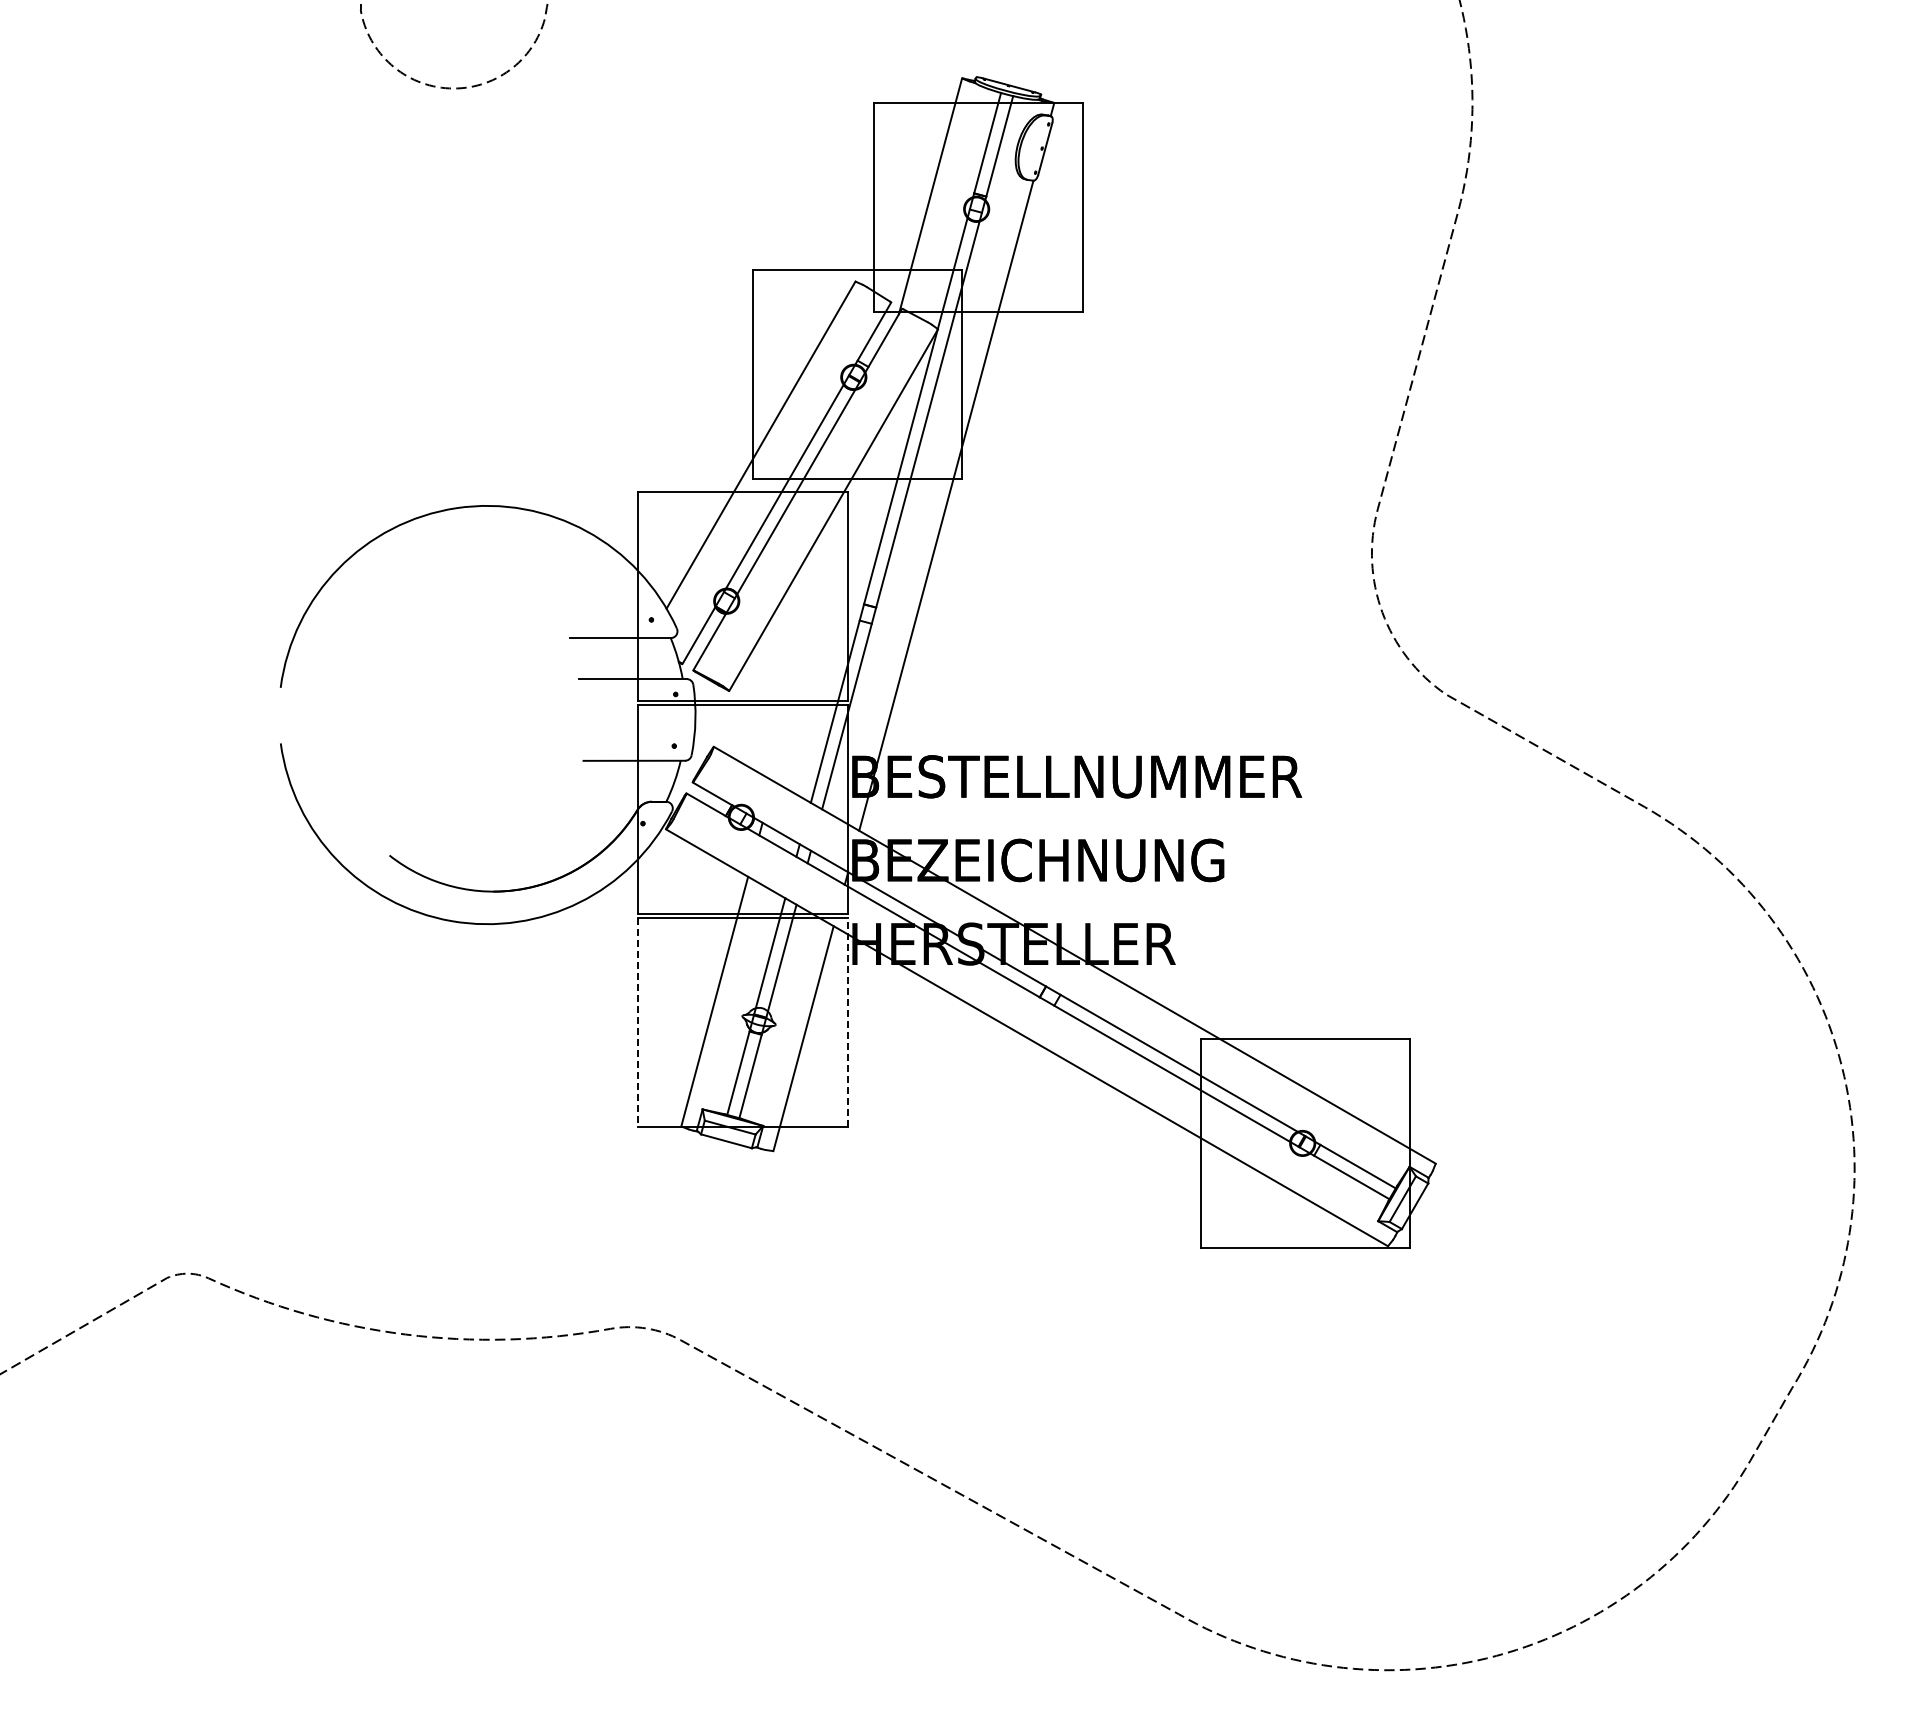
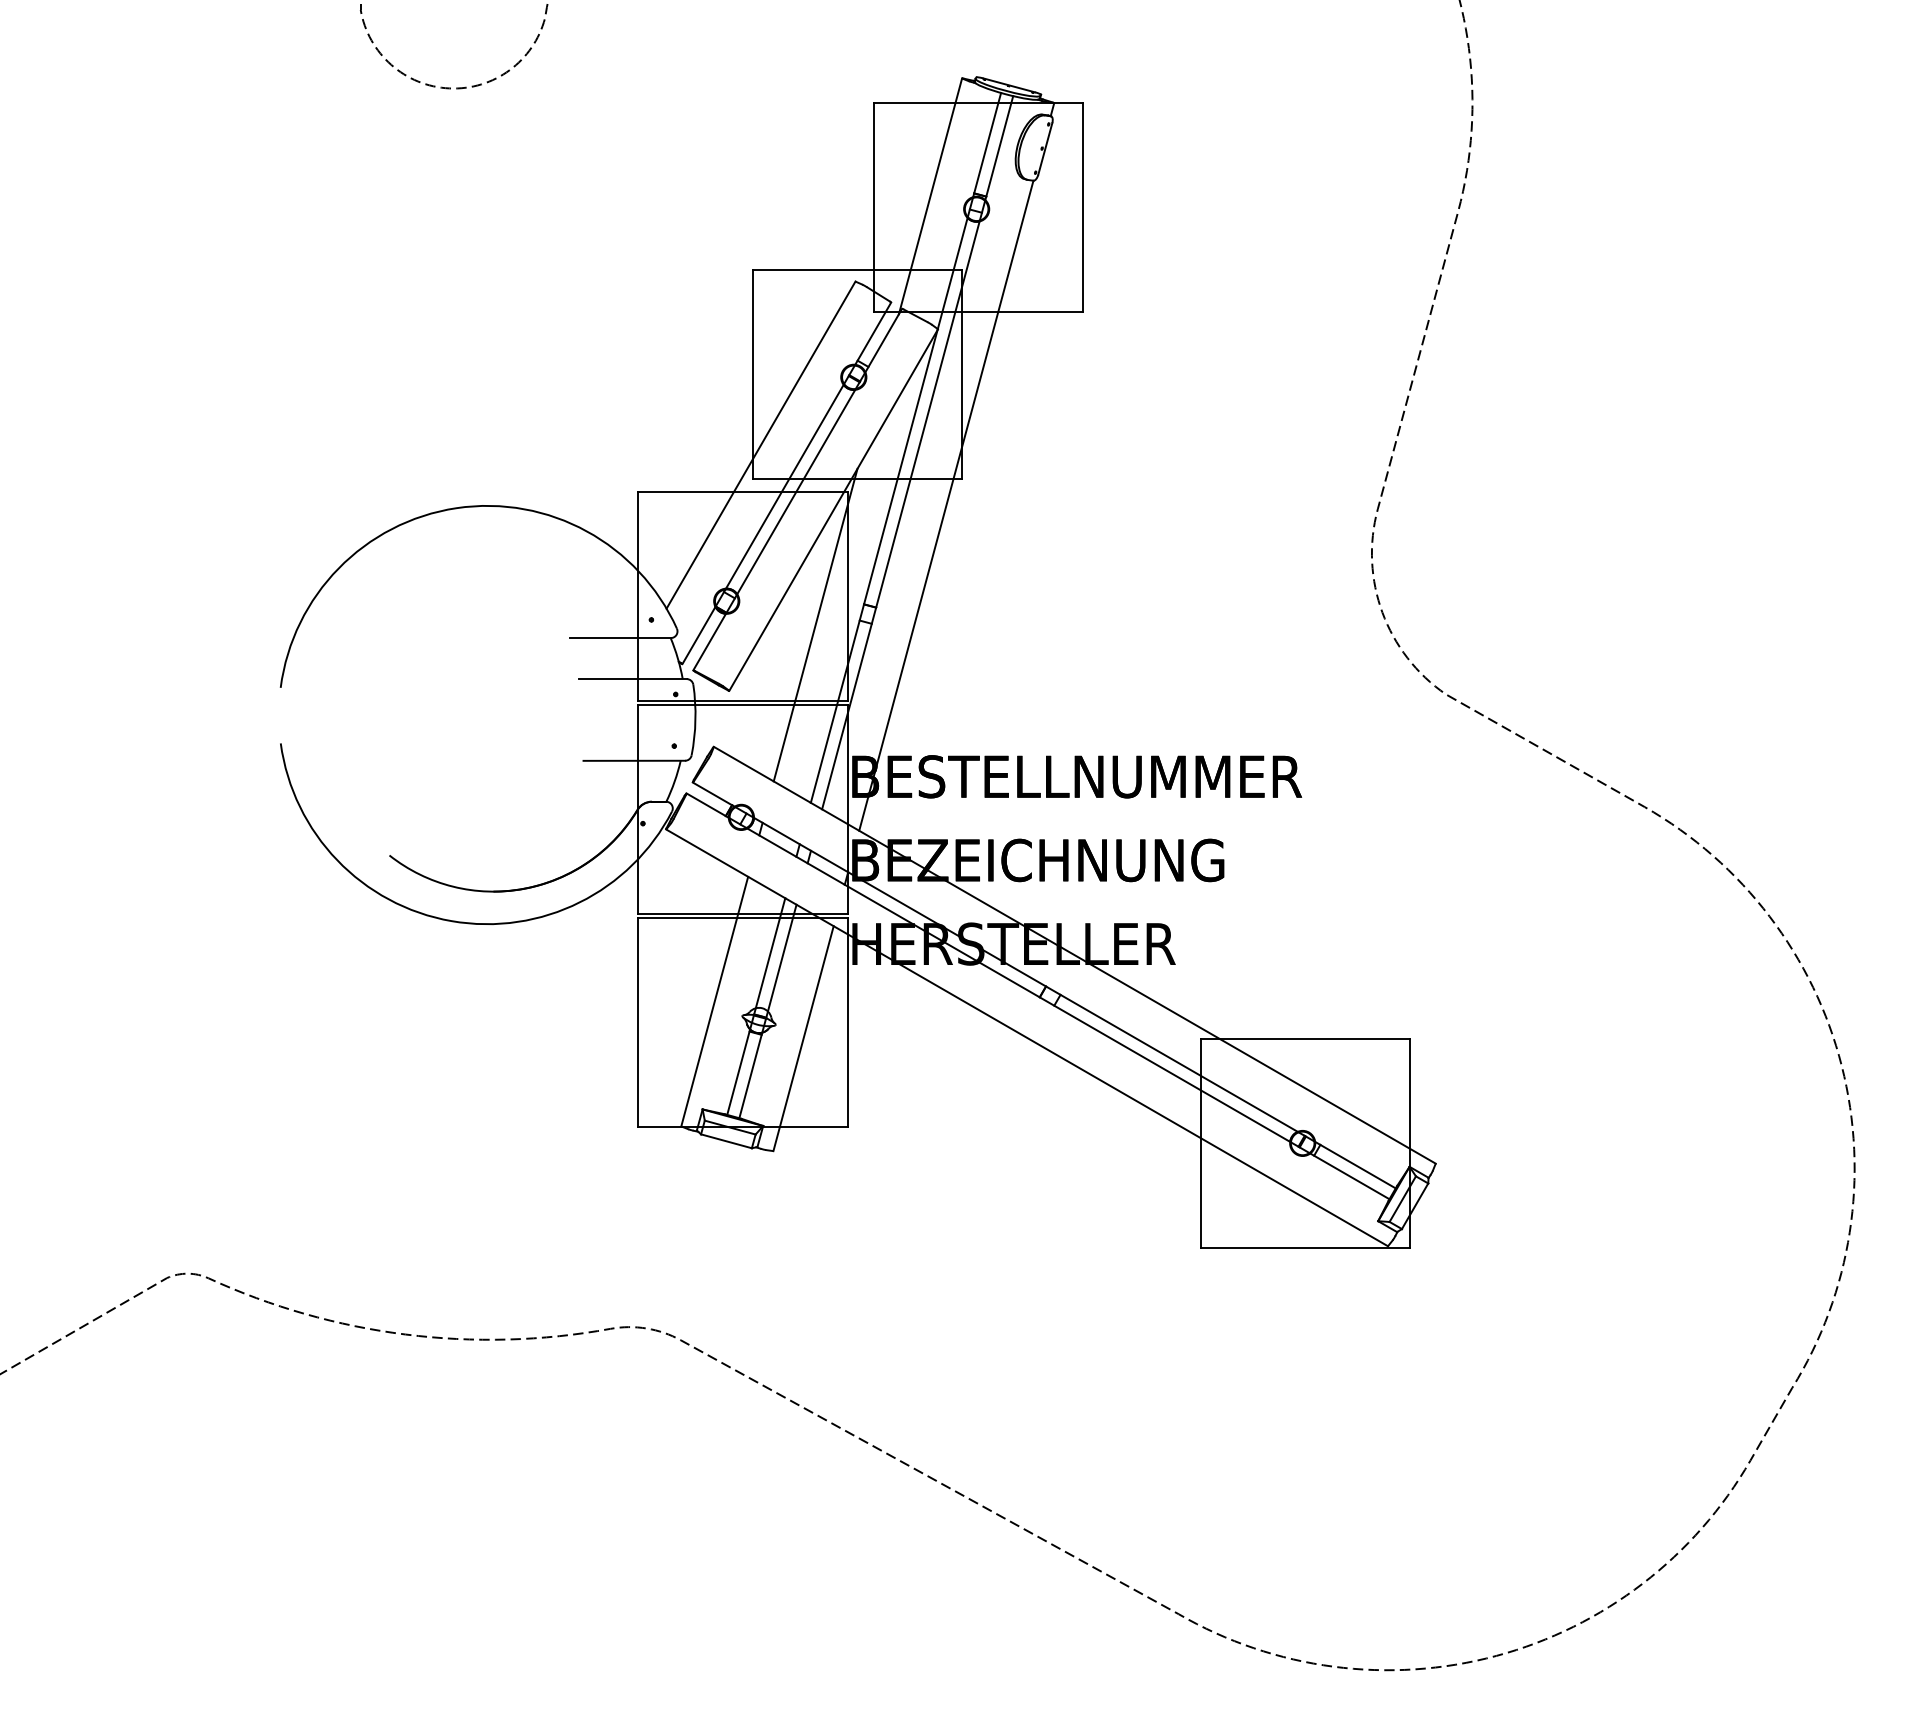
line: none -> present (815, 624)
line: dashed -> solid (638, 1022)
line: dashed -> solid (847, 1022)
